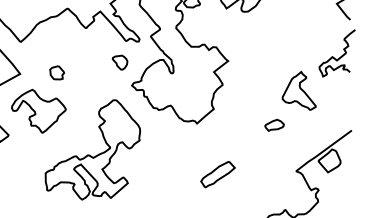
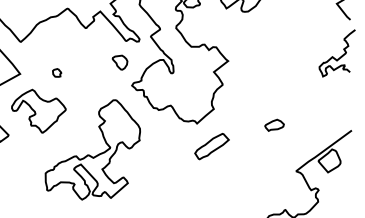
part size: 16x16 px -> 11x10 px (57, 72)
part: present -> none (298, 90)
part position: (217, 174) -> (211, 146) (211, 146)
